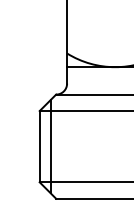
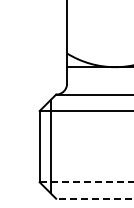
line: solid -> dashed (86, 182)
line: solid -> dashed (94, 198)
